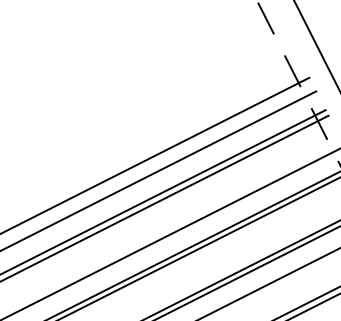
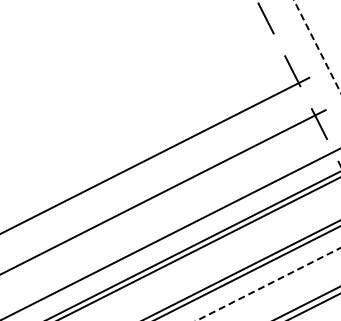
line: solid -> dashed (317, 46)
line: present -> none (159, 170)
line: present -> none (165, 197)
line: solid -> dashed (268, 284)
